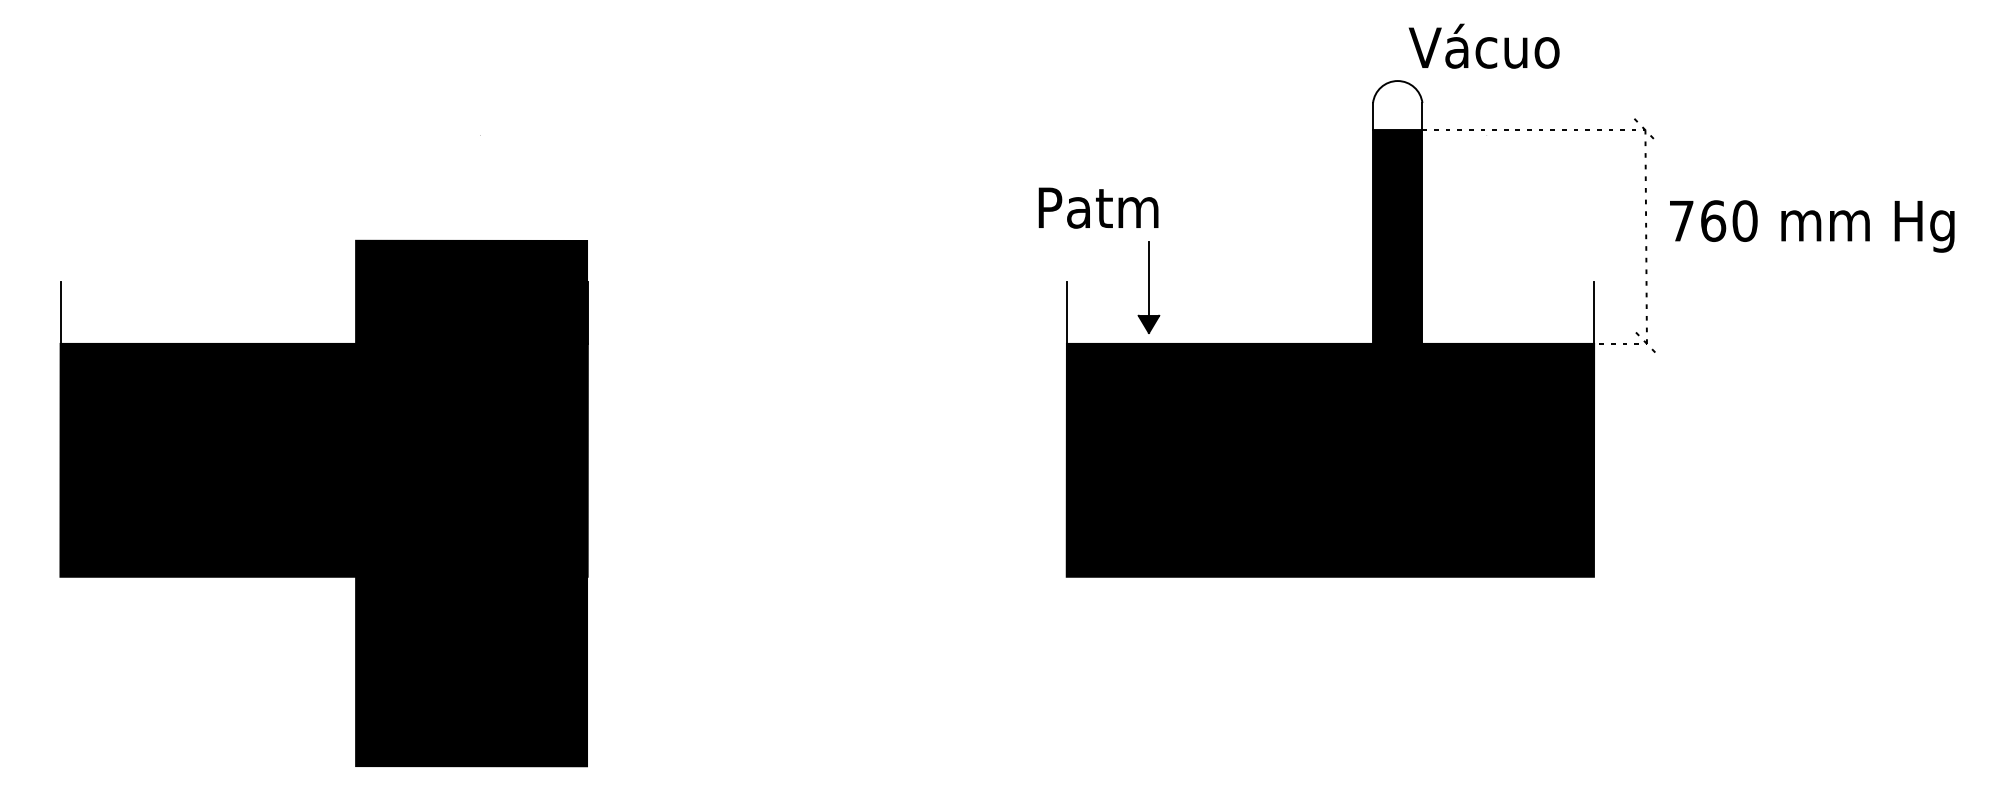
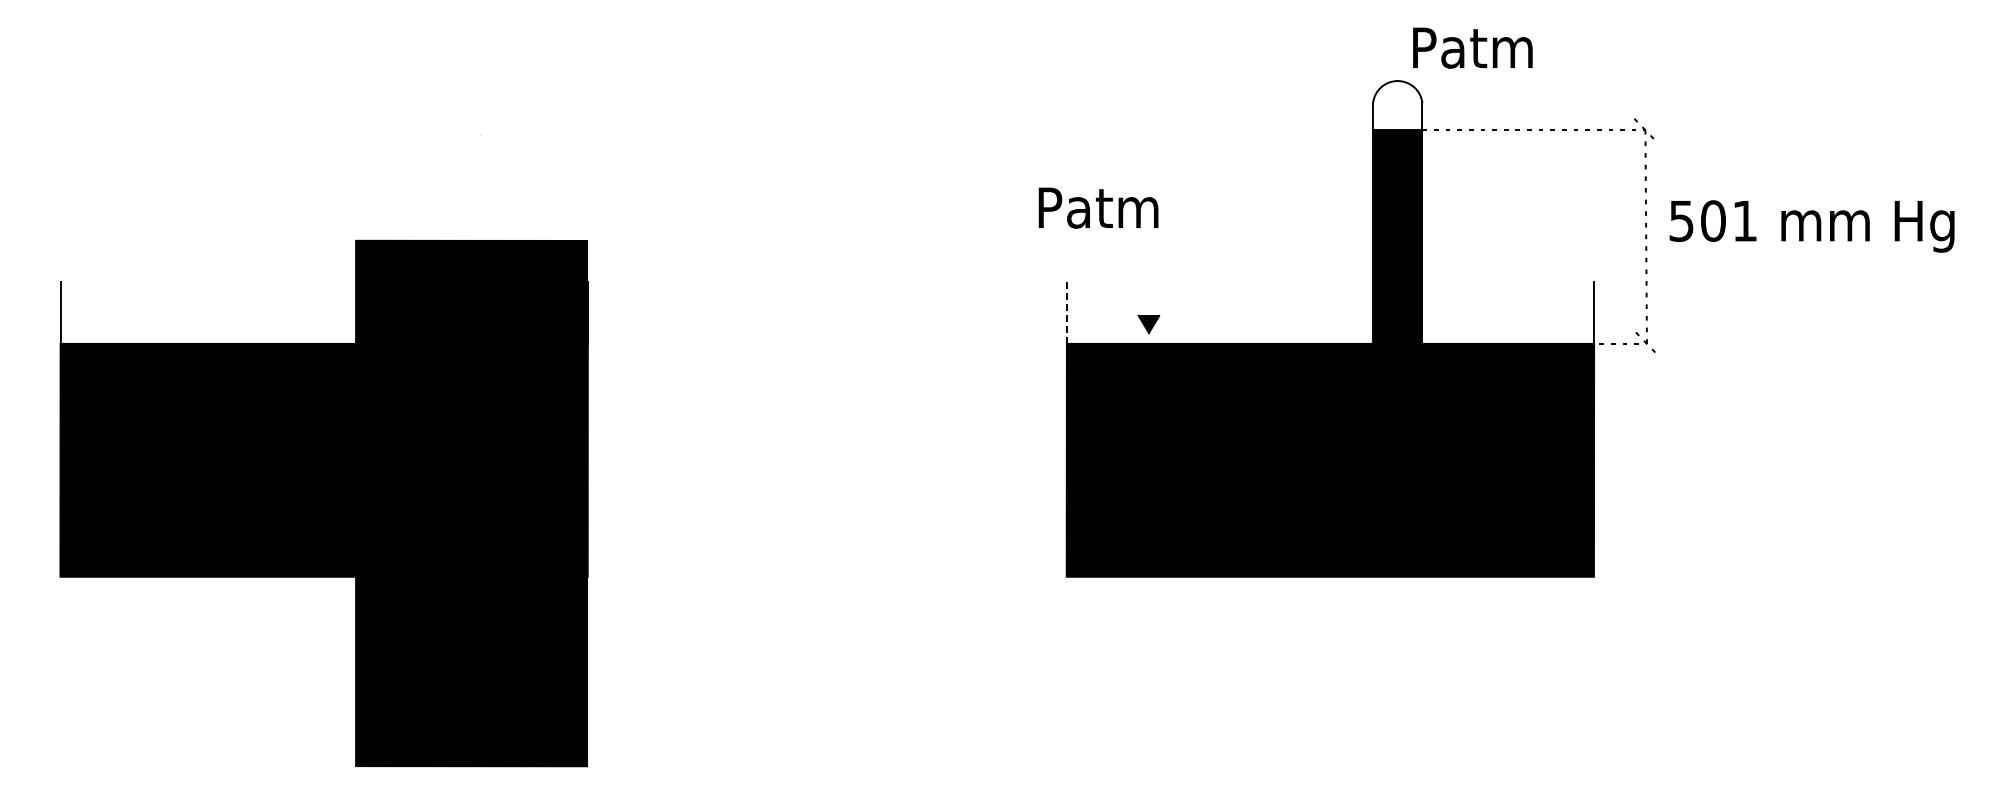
text: Vácuo -> Patm (1483, 45)
text: 760 -> 501 (1713, 220)
line: present -> none (1148, 278)
line: solid -> dashed (1066, 313)
